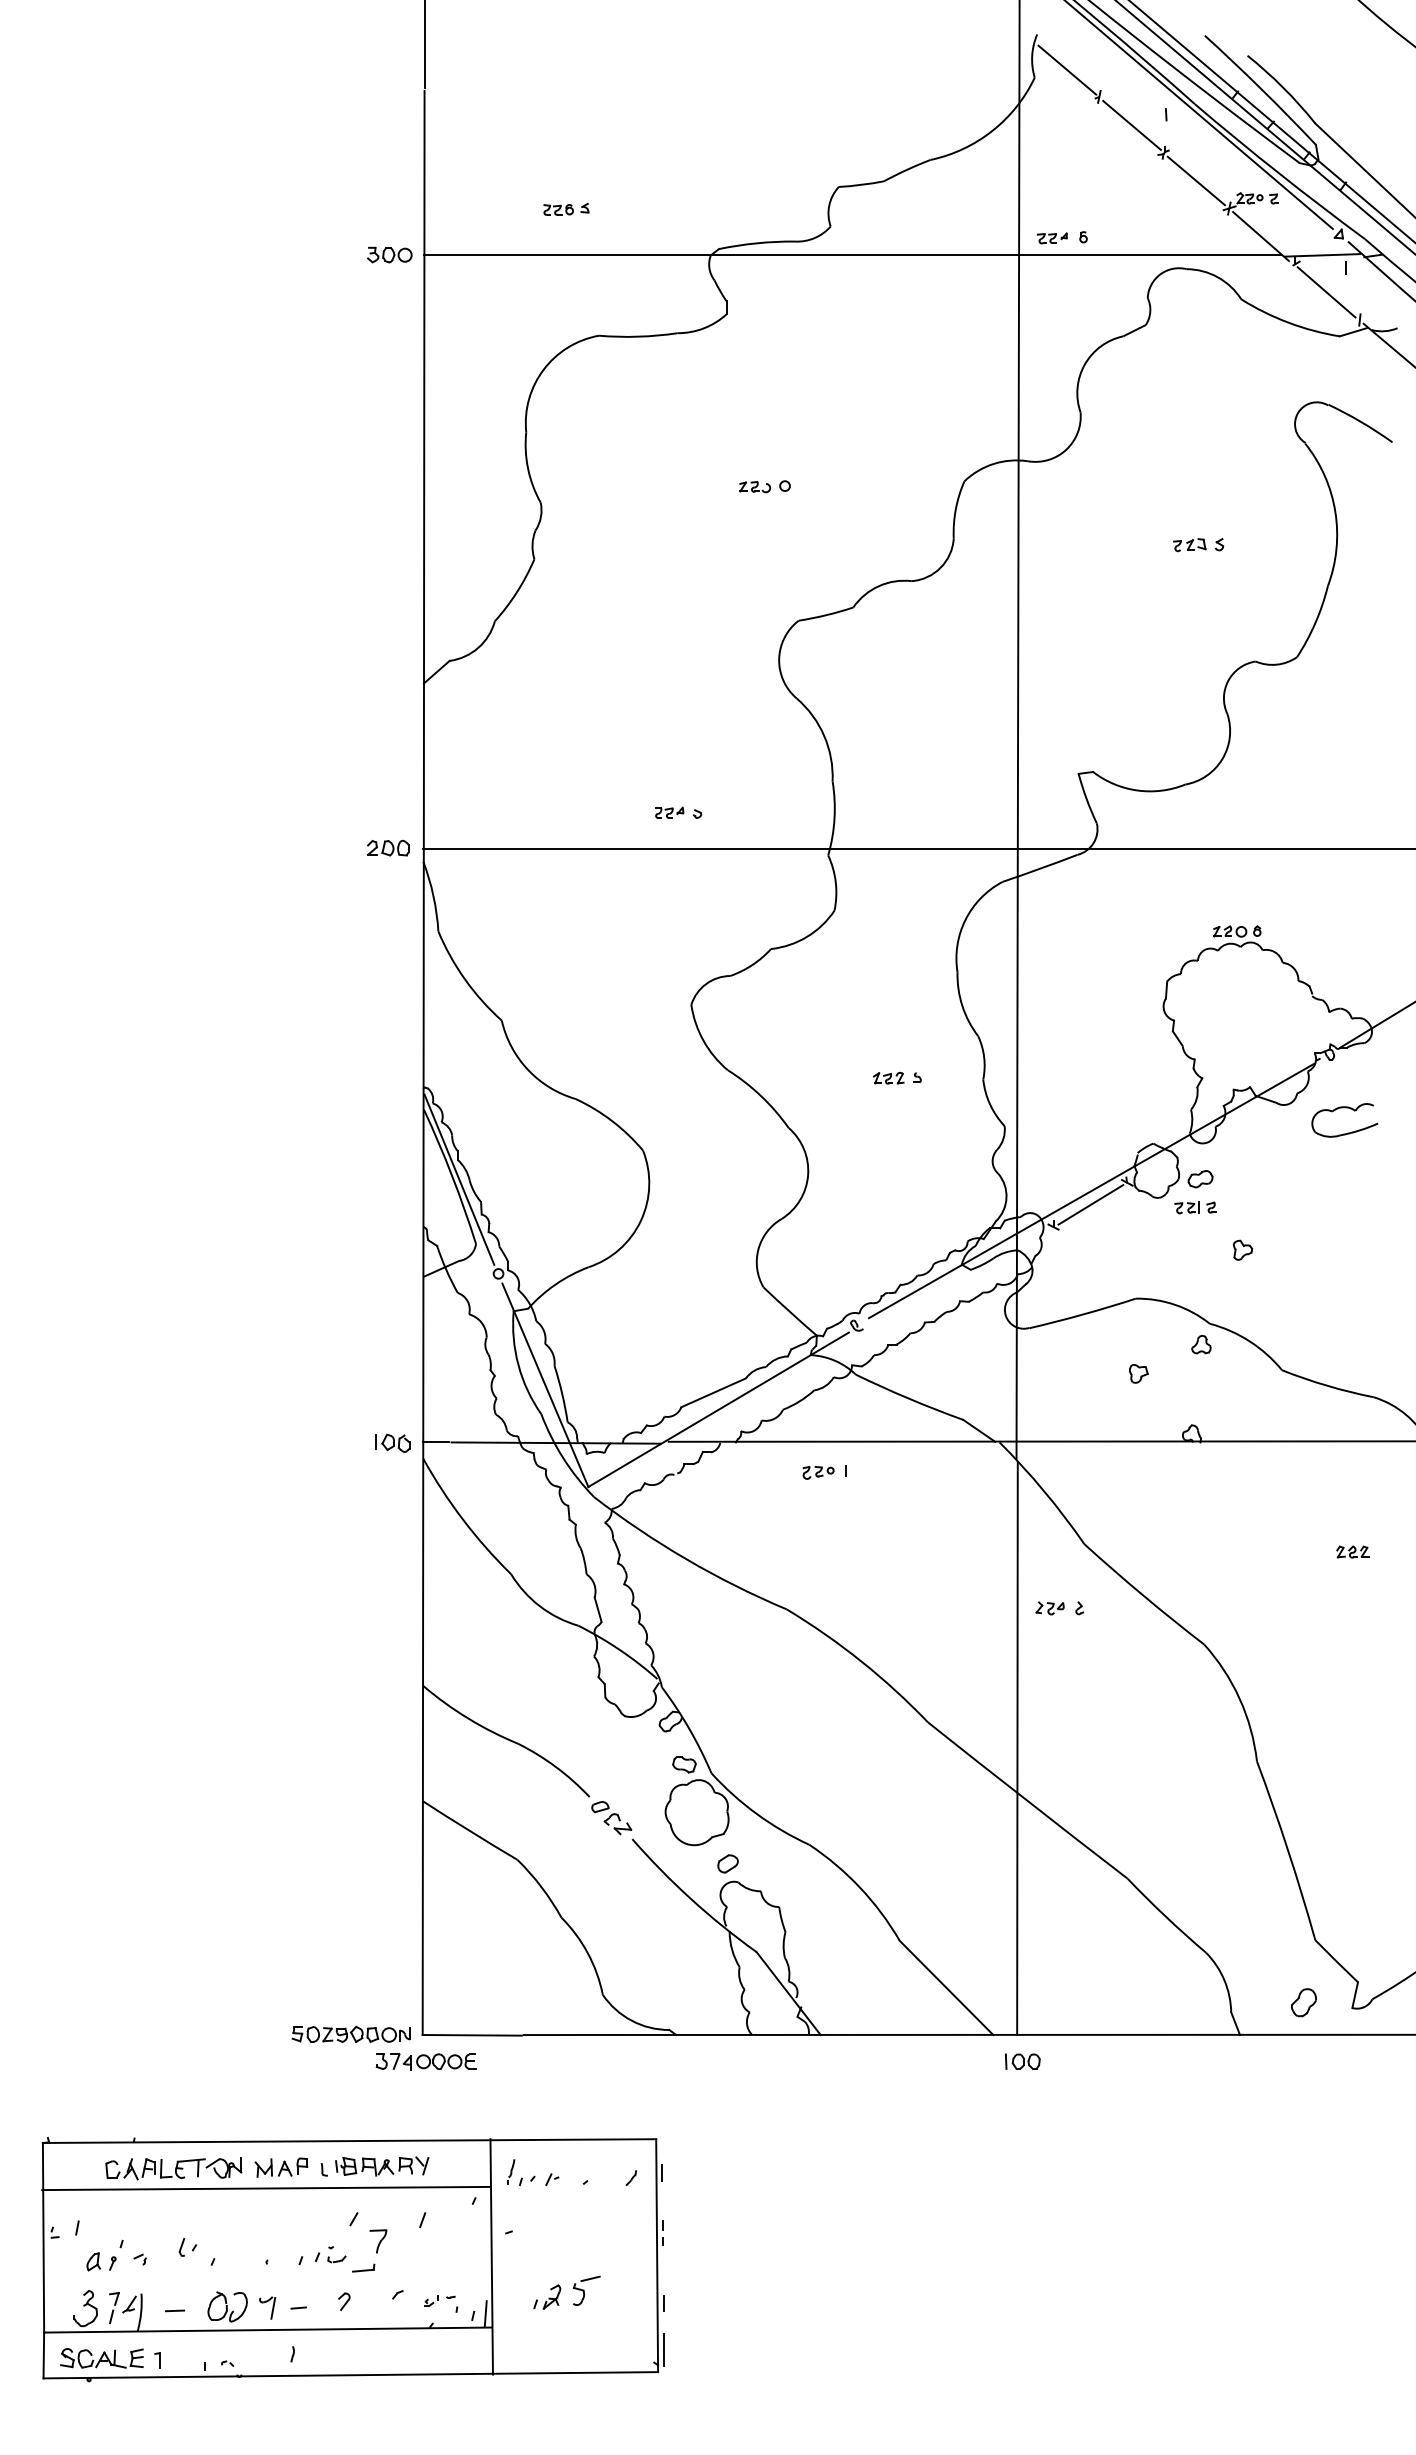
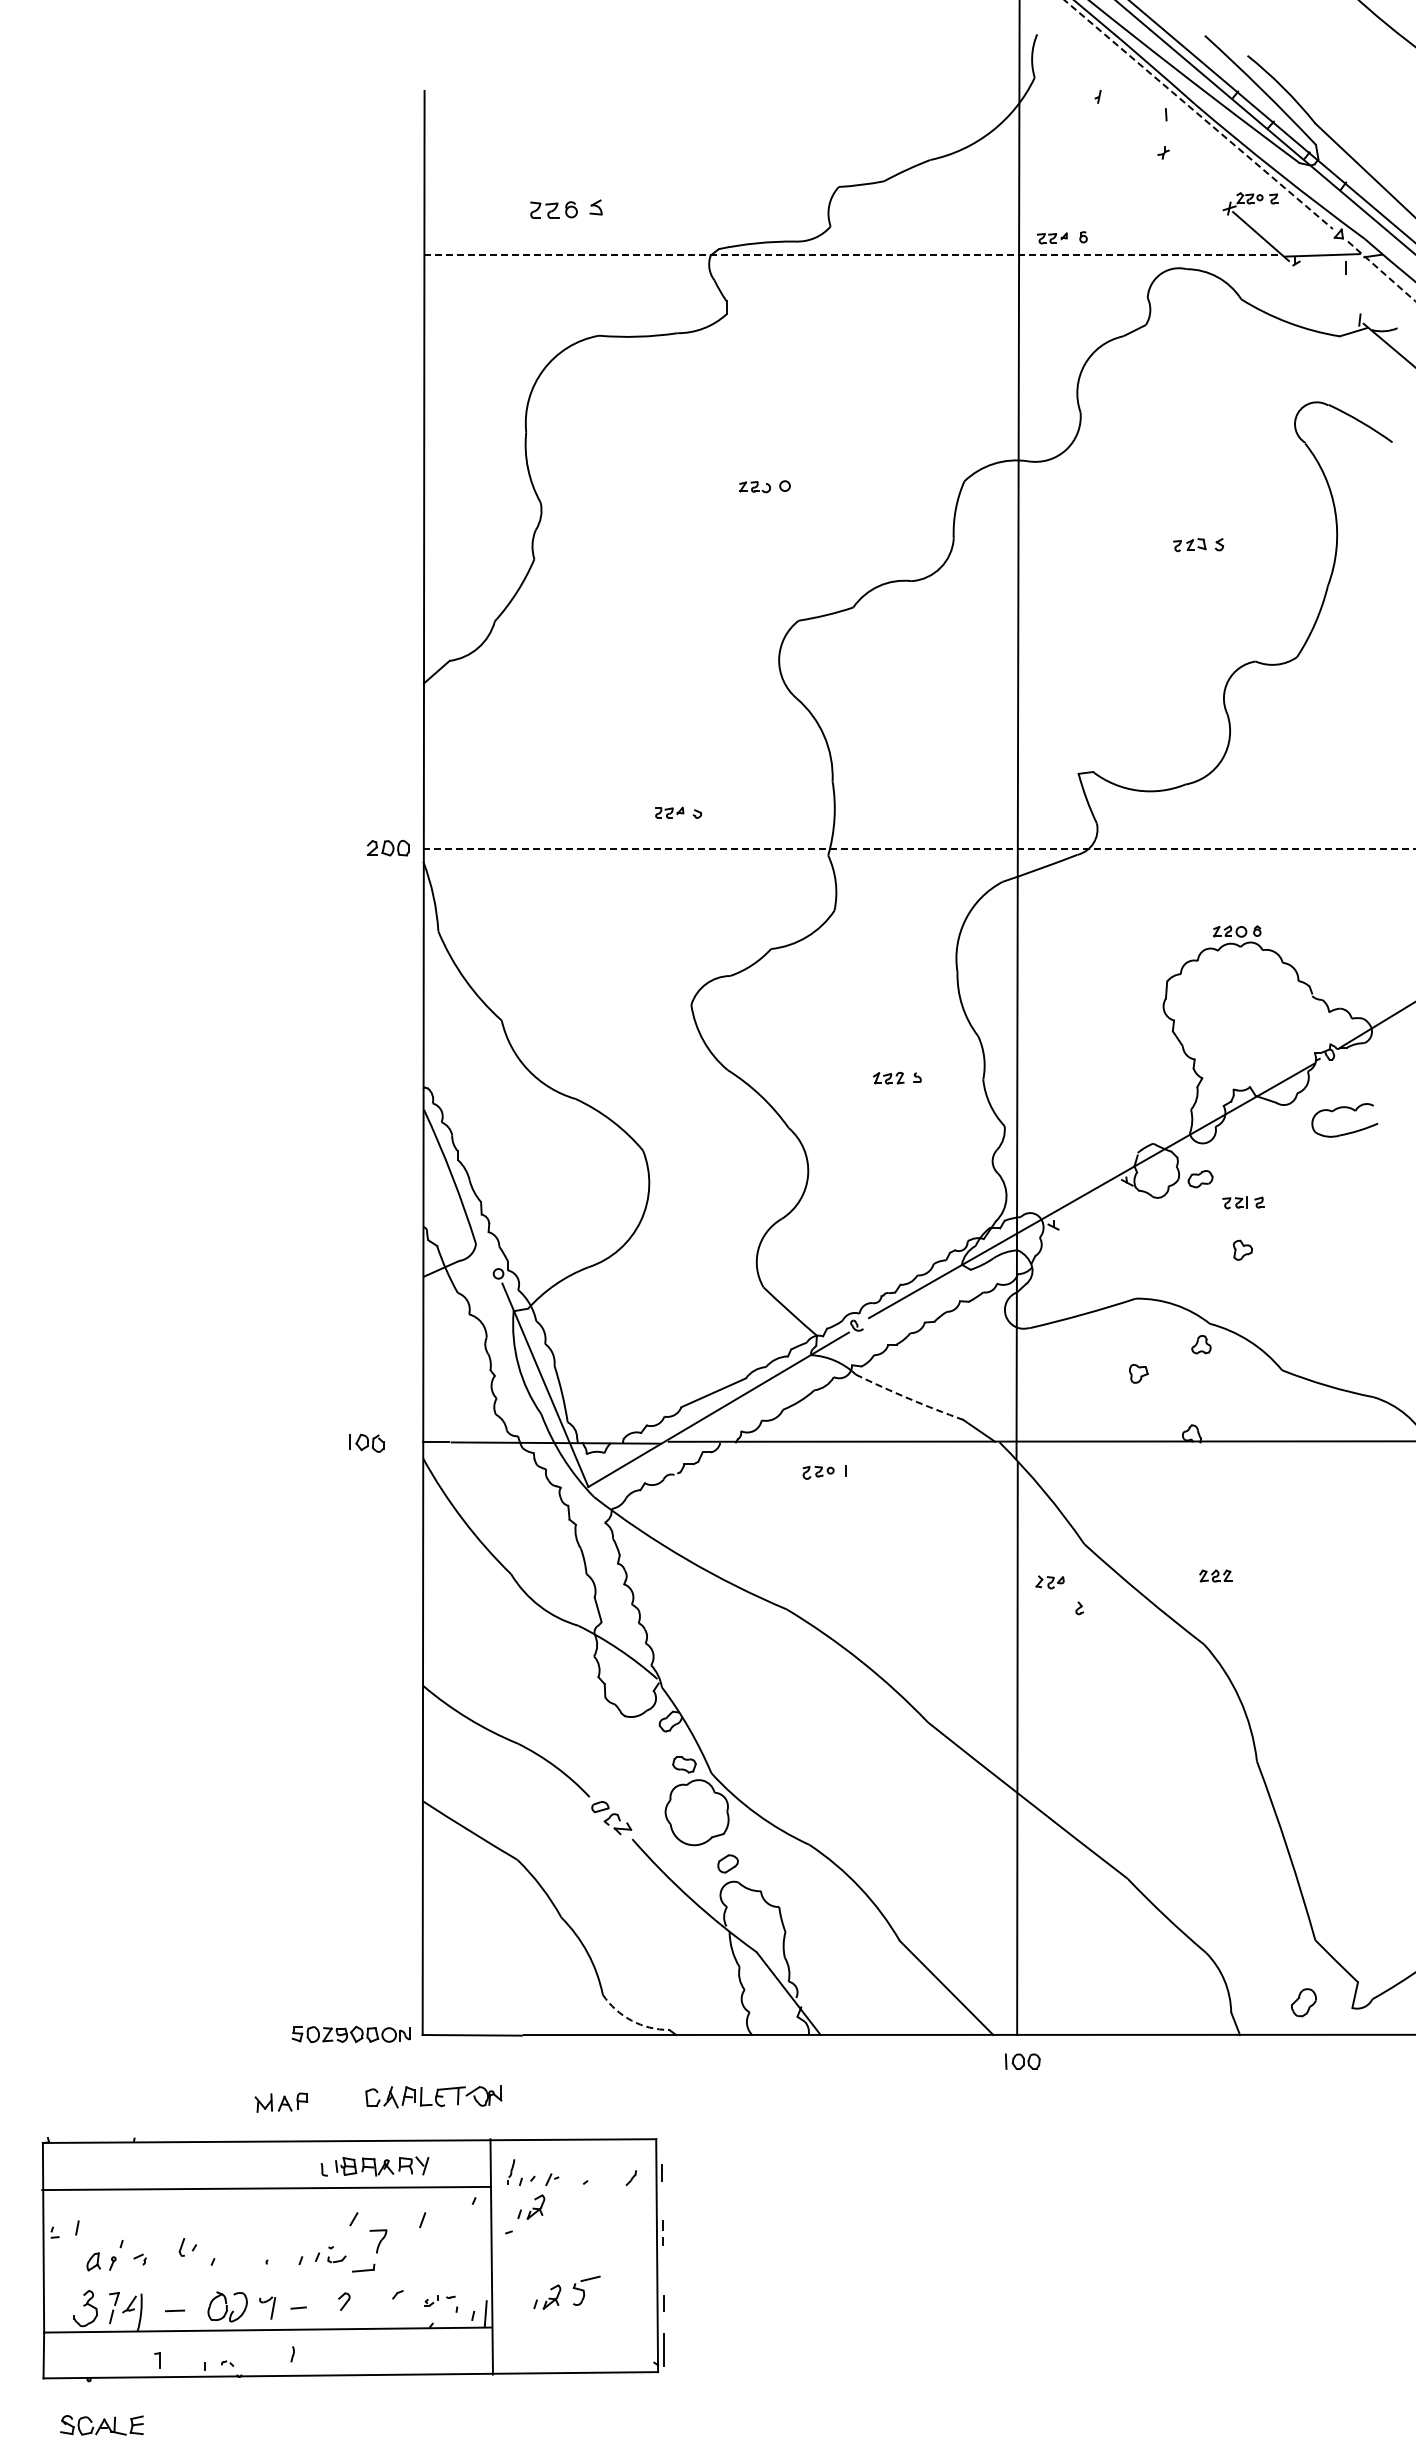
line: present -> none (424, 44)
line: present -> none (1067, 69)
line: solid -> dashed (1199, 115)
line: present -> none (1131, 124)
line: present -> none (1195, 180)
part size: 47x13 px -> 73x20 px (566, 208)
part: present -> none (389, 254)
line: solid -> dashed (852, 255)
arc: solid -> dashed (1382, 272)
line: present -> none (1326, 292)
line: solid -> dashed (919, 849)
line: present -> none (459, 1179)
line: present -> none (1090, 1204)
part position: (1195, 1207) -> (1243, 1202) (1243, 1202)
arc: solid -> dashed (908, 1398)
part position: (392, 1442) -> (366, 1442) (366, 1442)
part position: (1352, 1551) -> (1215, 1575) (1215, 1575)
part position: (1049, 1608) -> (1049, 1582) (1049, 1582)
arc: solid -> dashed (631, 2020)
part: present -> none (425, 2061)
part position: (281, 2167) -> (281, 2102) (281, 2102)
part position: (173, 2168) -> (433, 2096) (433, 2096)
part: none -> present (531, 2206)
part position: (101, 2358) -> (101, 2425) (101, 2425)
